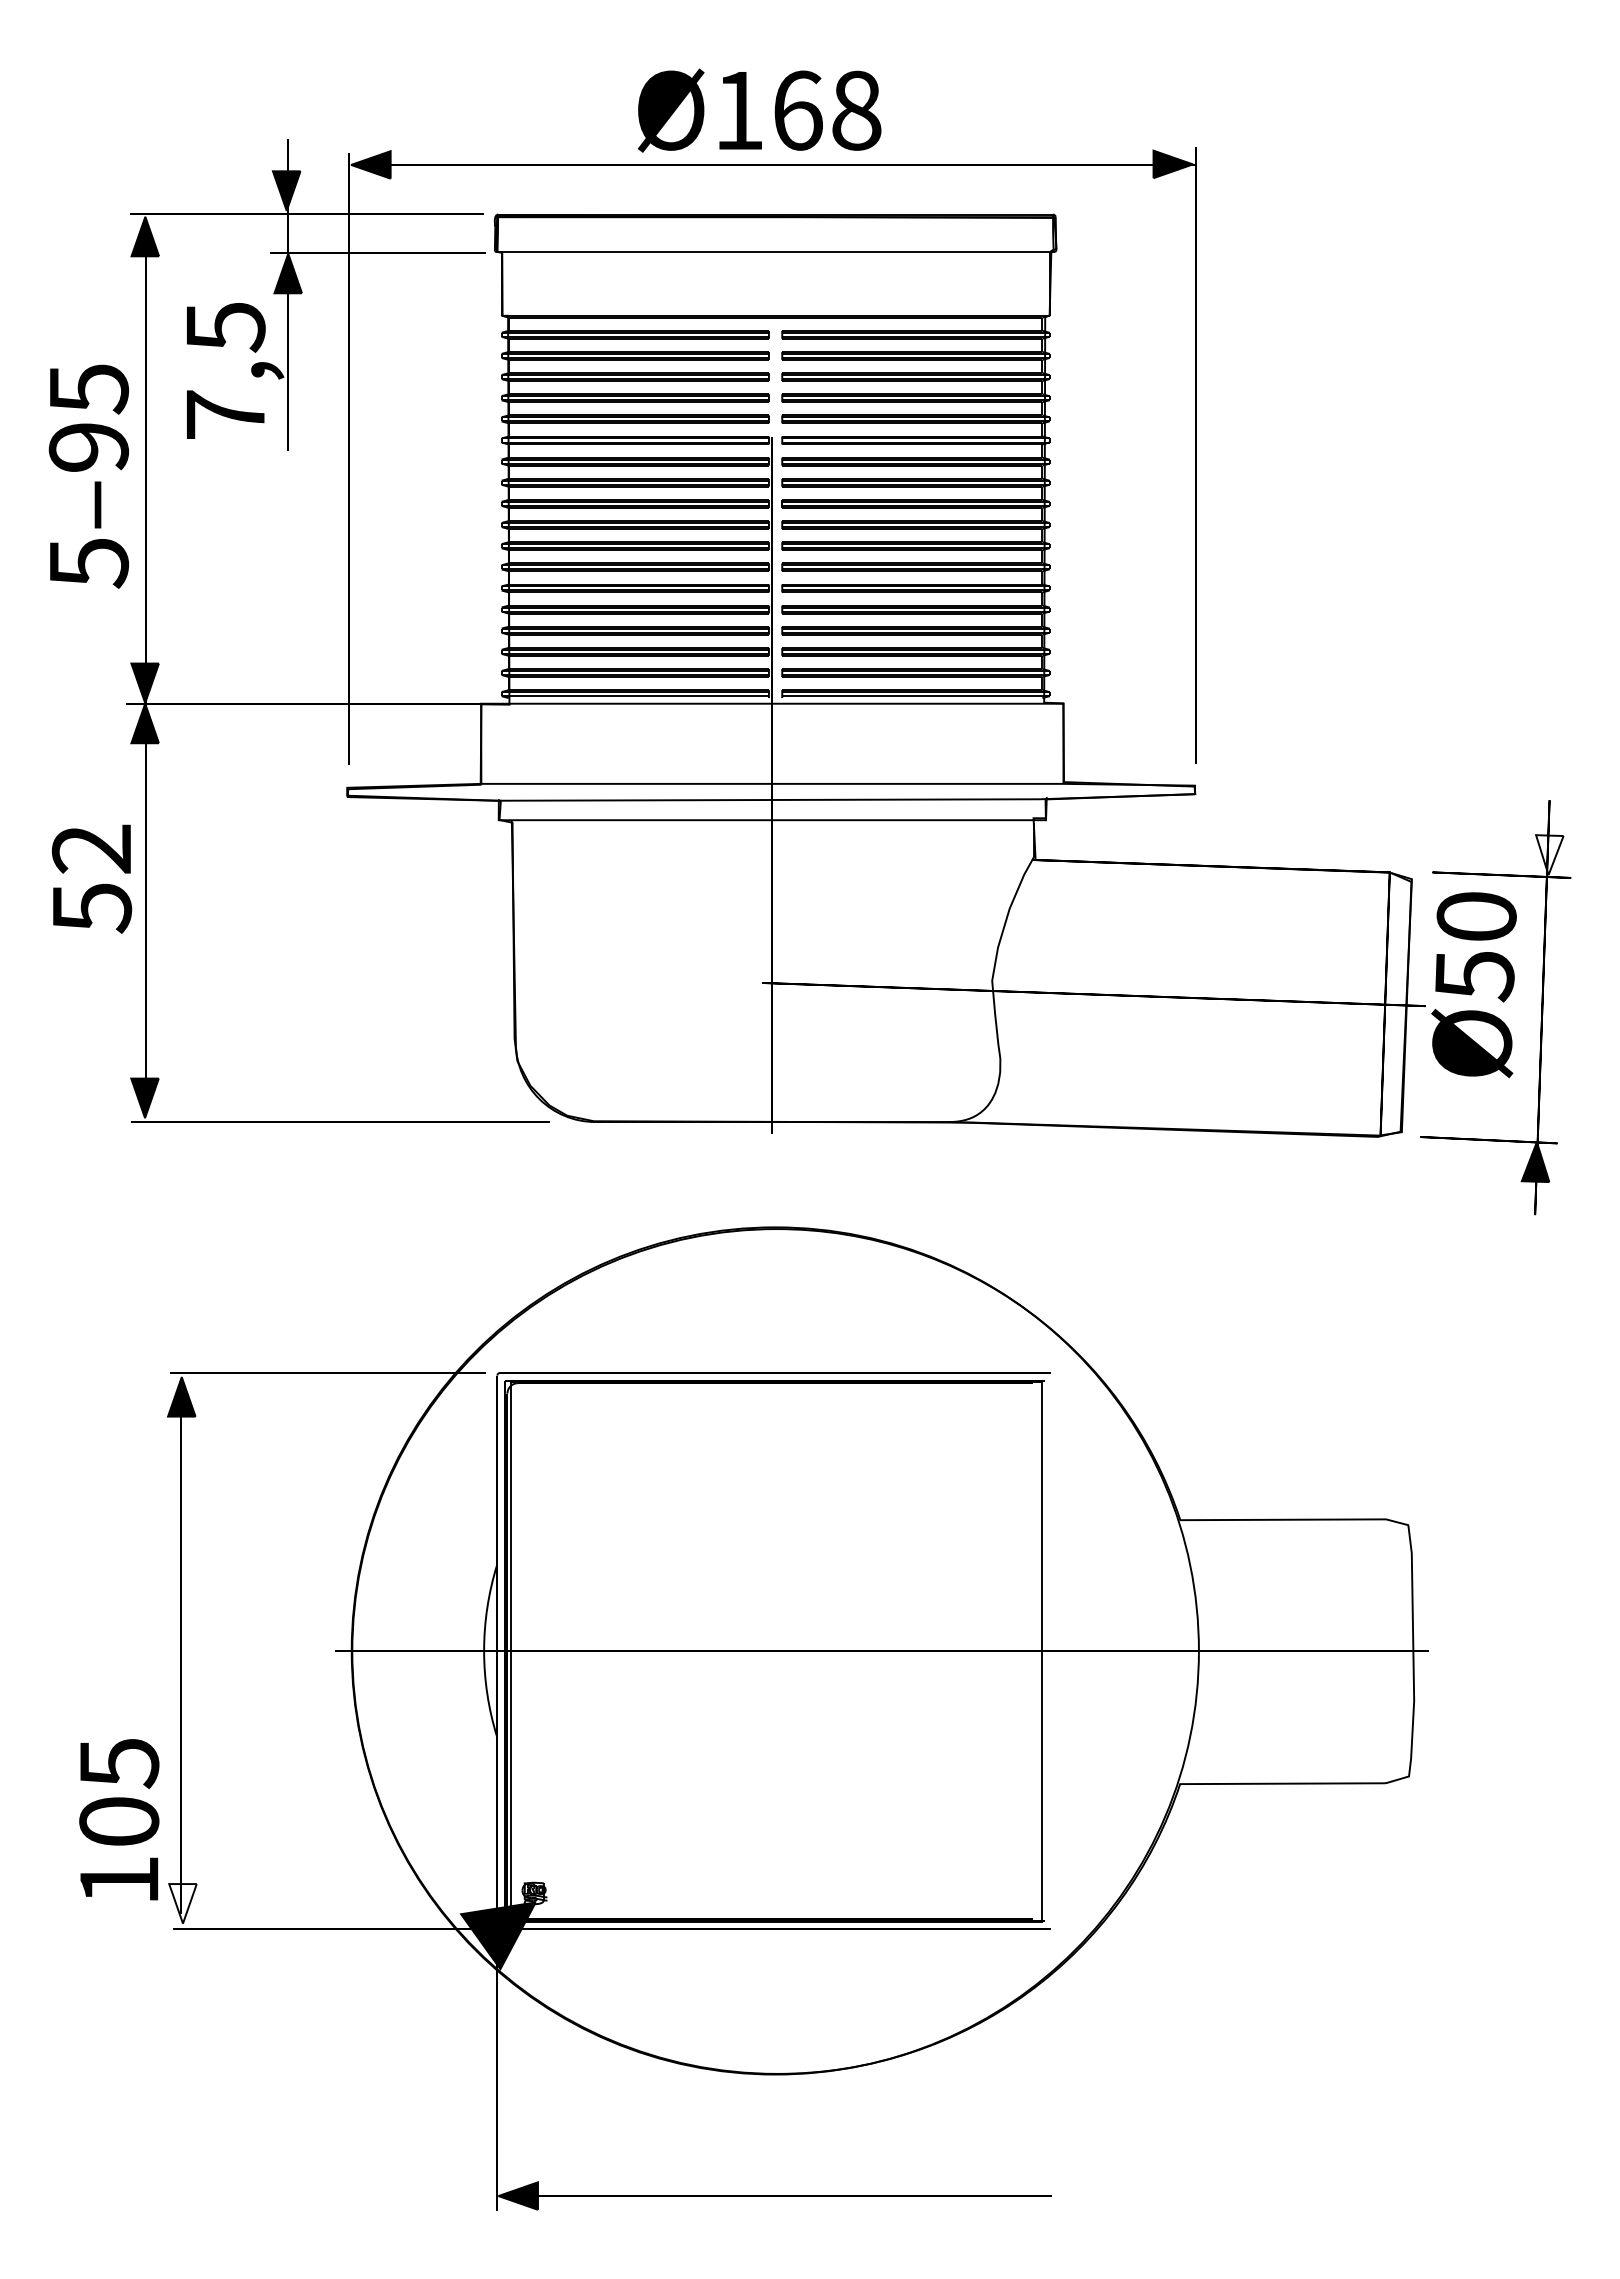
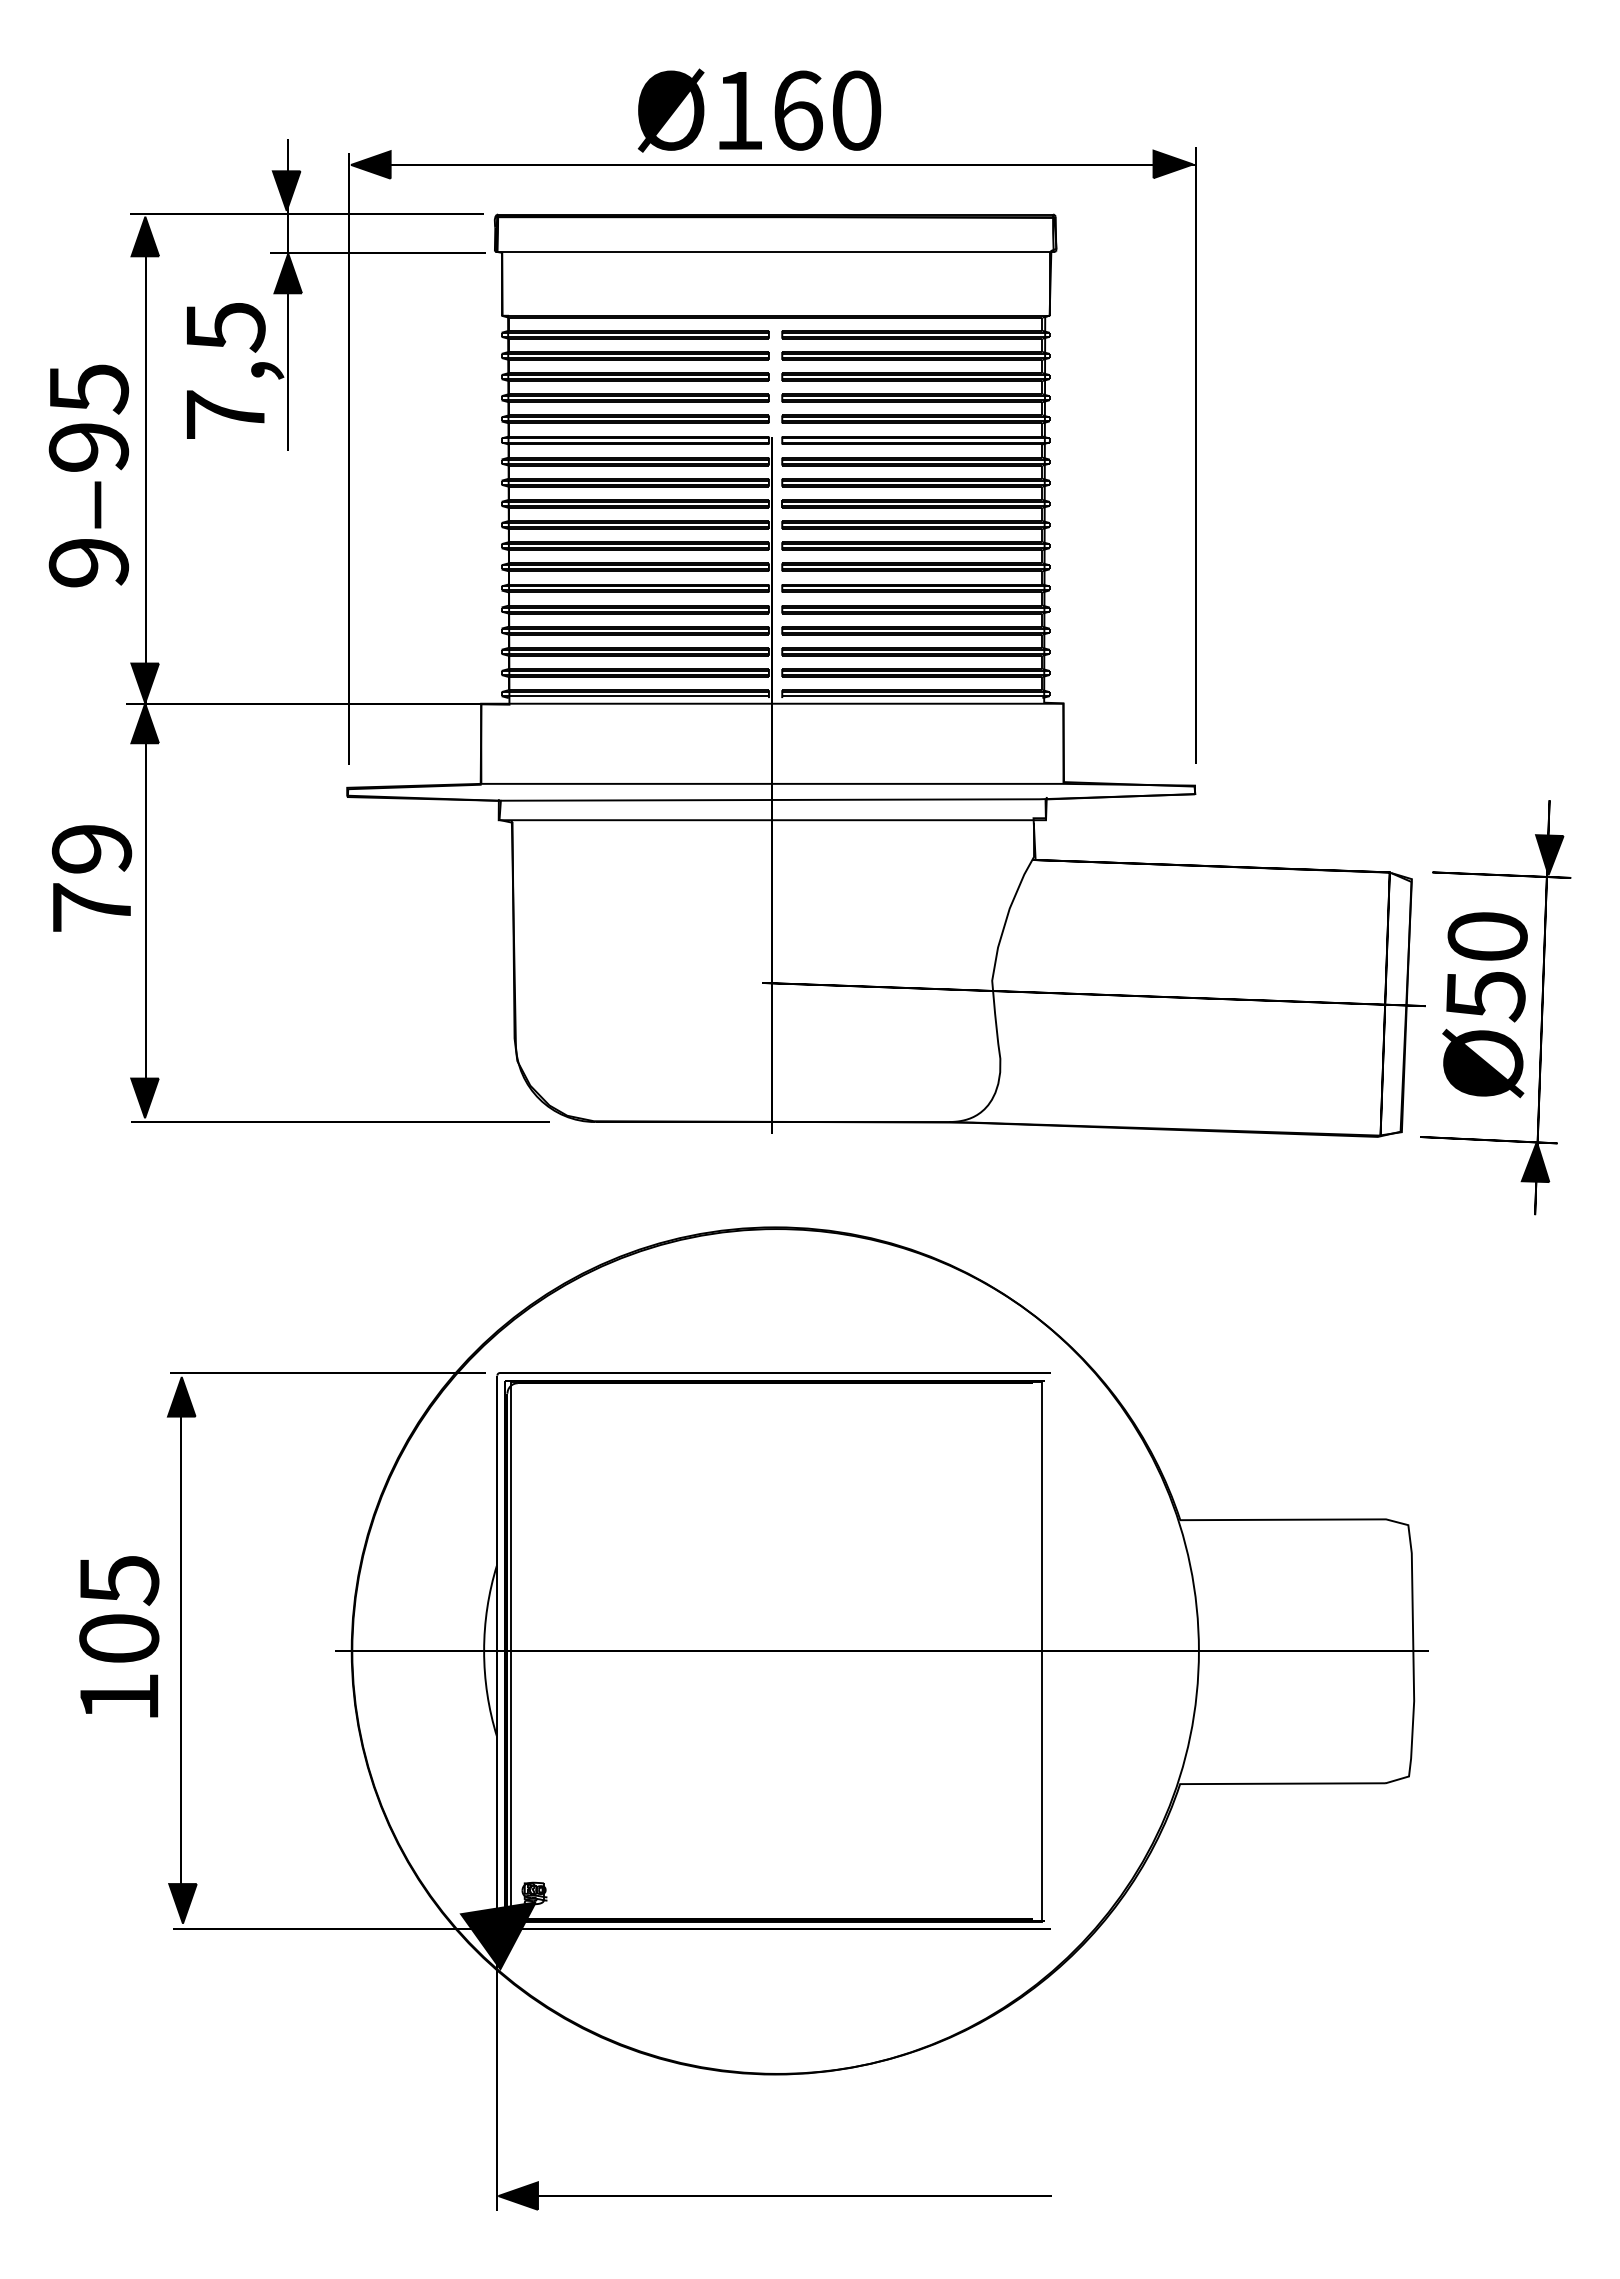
text: Ø168 -> Ø160 (856, 110)
text: 5 -> 9 (88, 563)
fill: none -> present (1549, 855)
text: 52 -> 79 (92, 878)
text position: (1473, 985) -> (1484, 1005) (1484, 1005)
text position: (119, 1819) -> (119, 1636) (119, 1636)
fill: none -> present (182, 1903)
